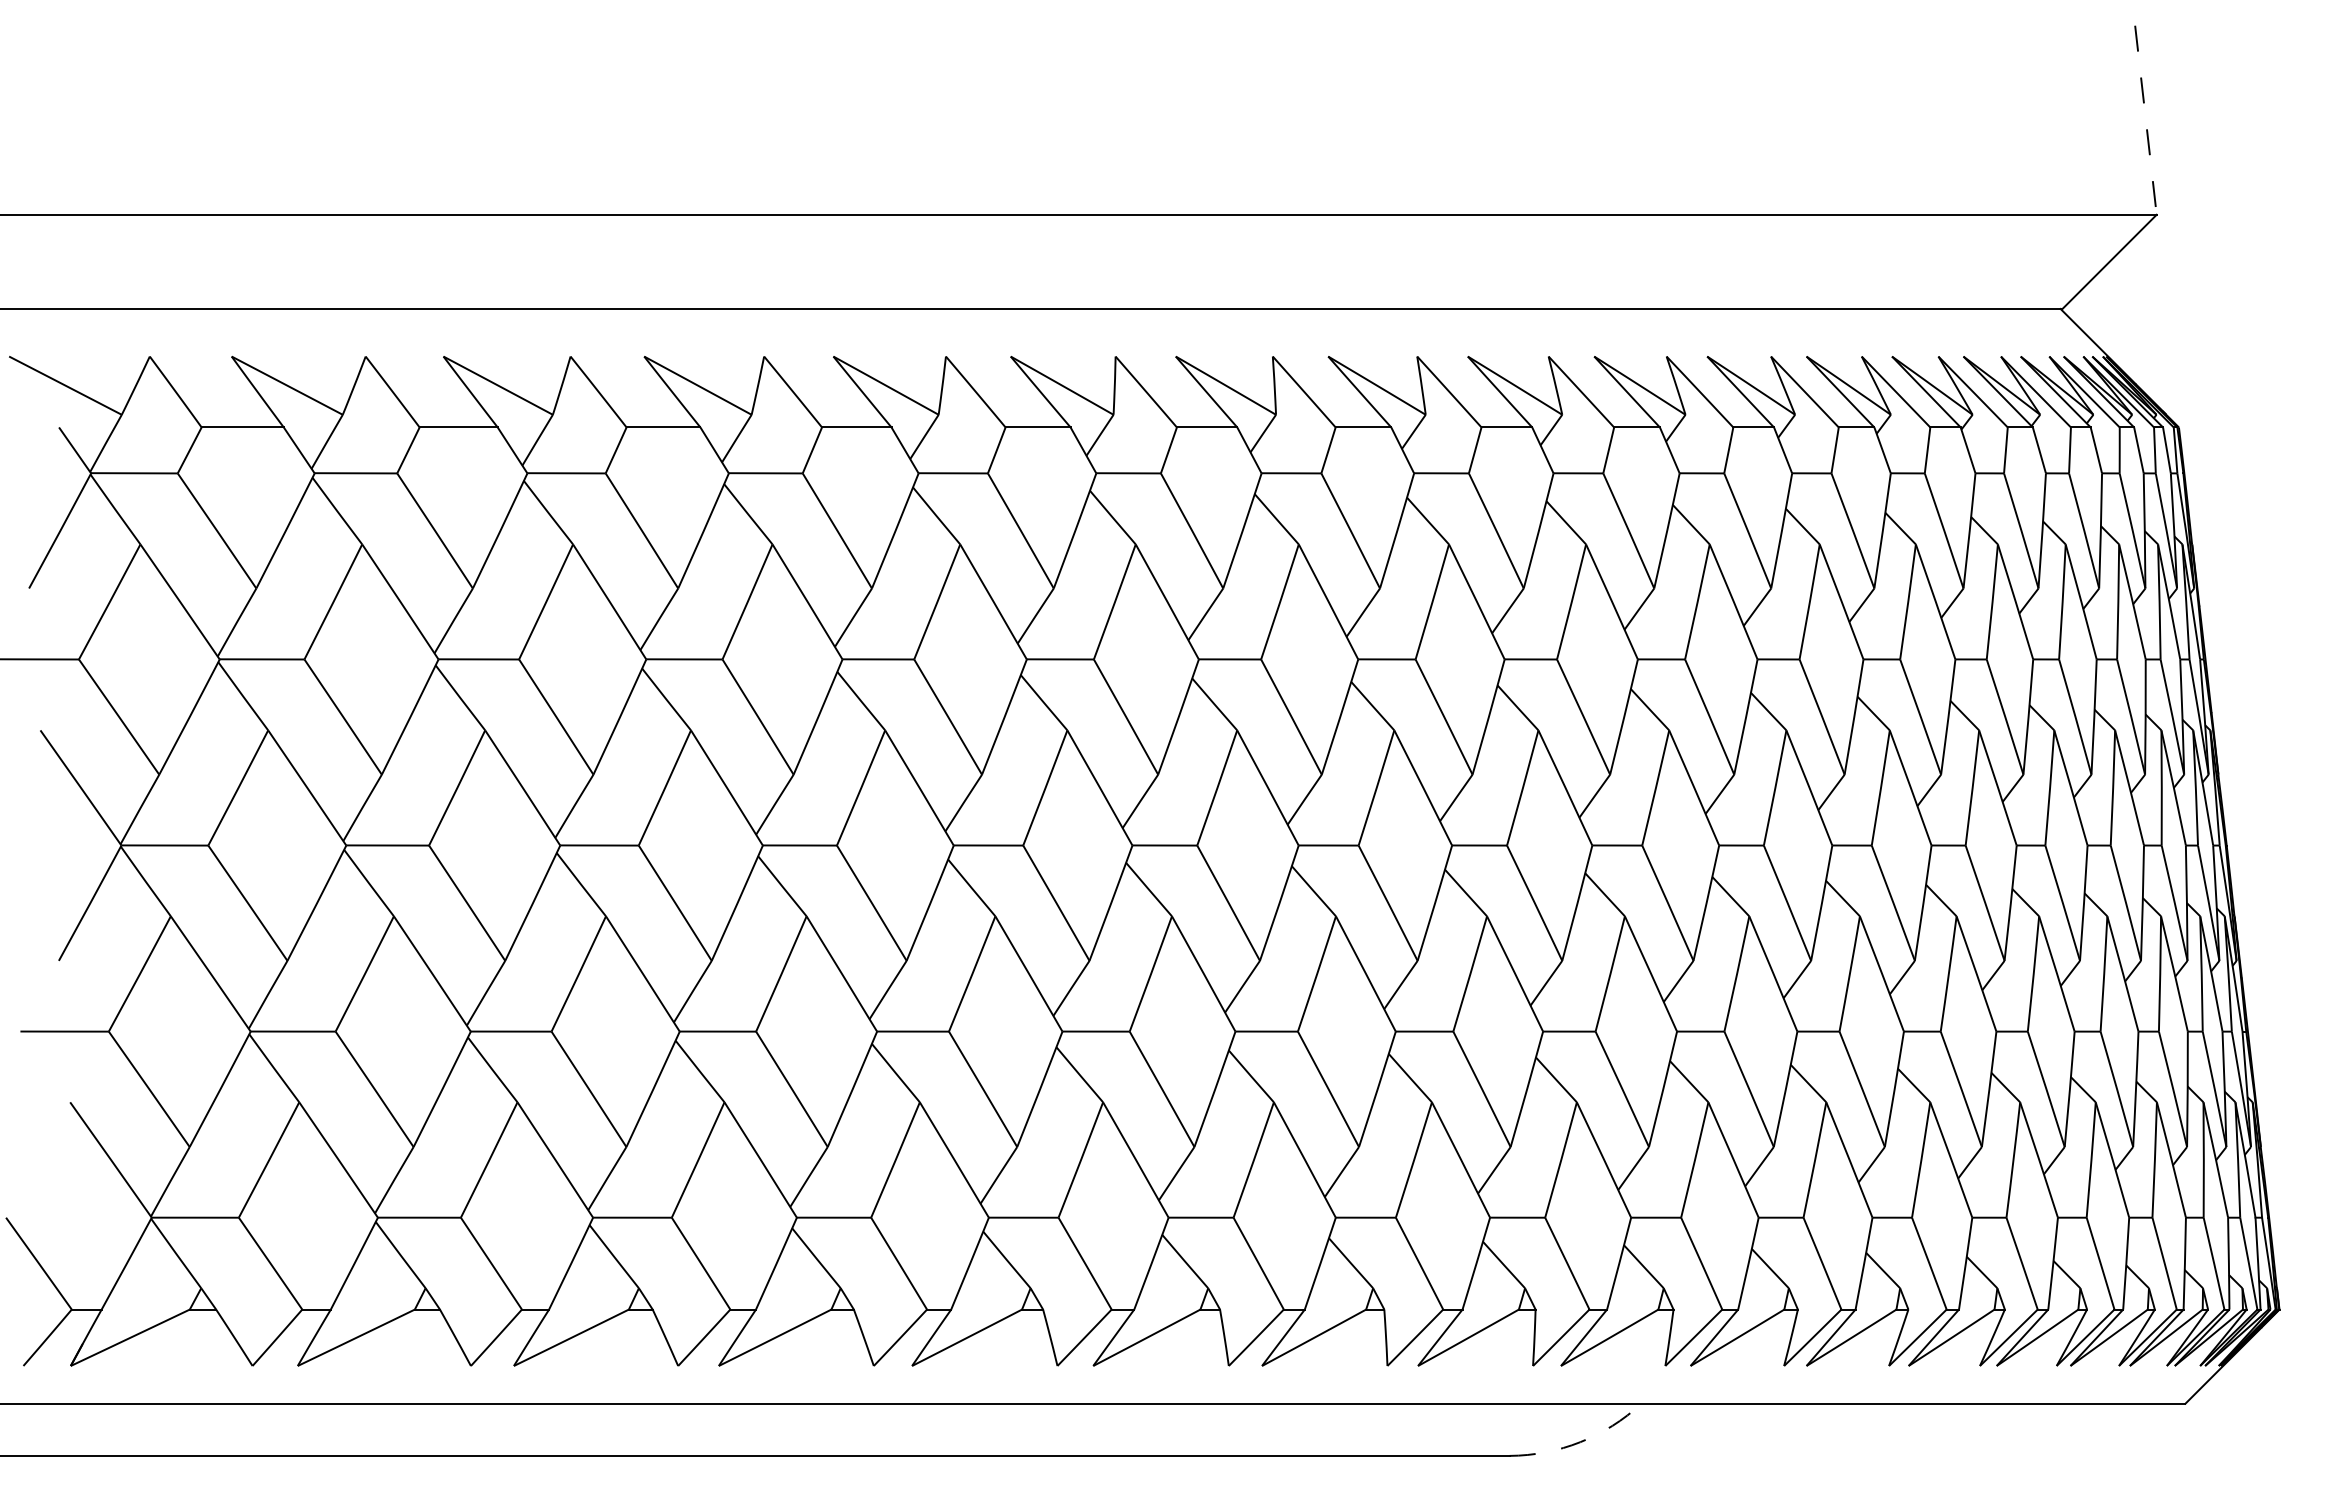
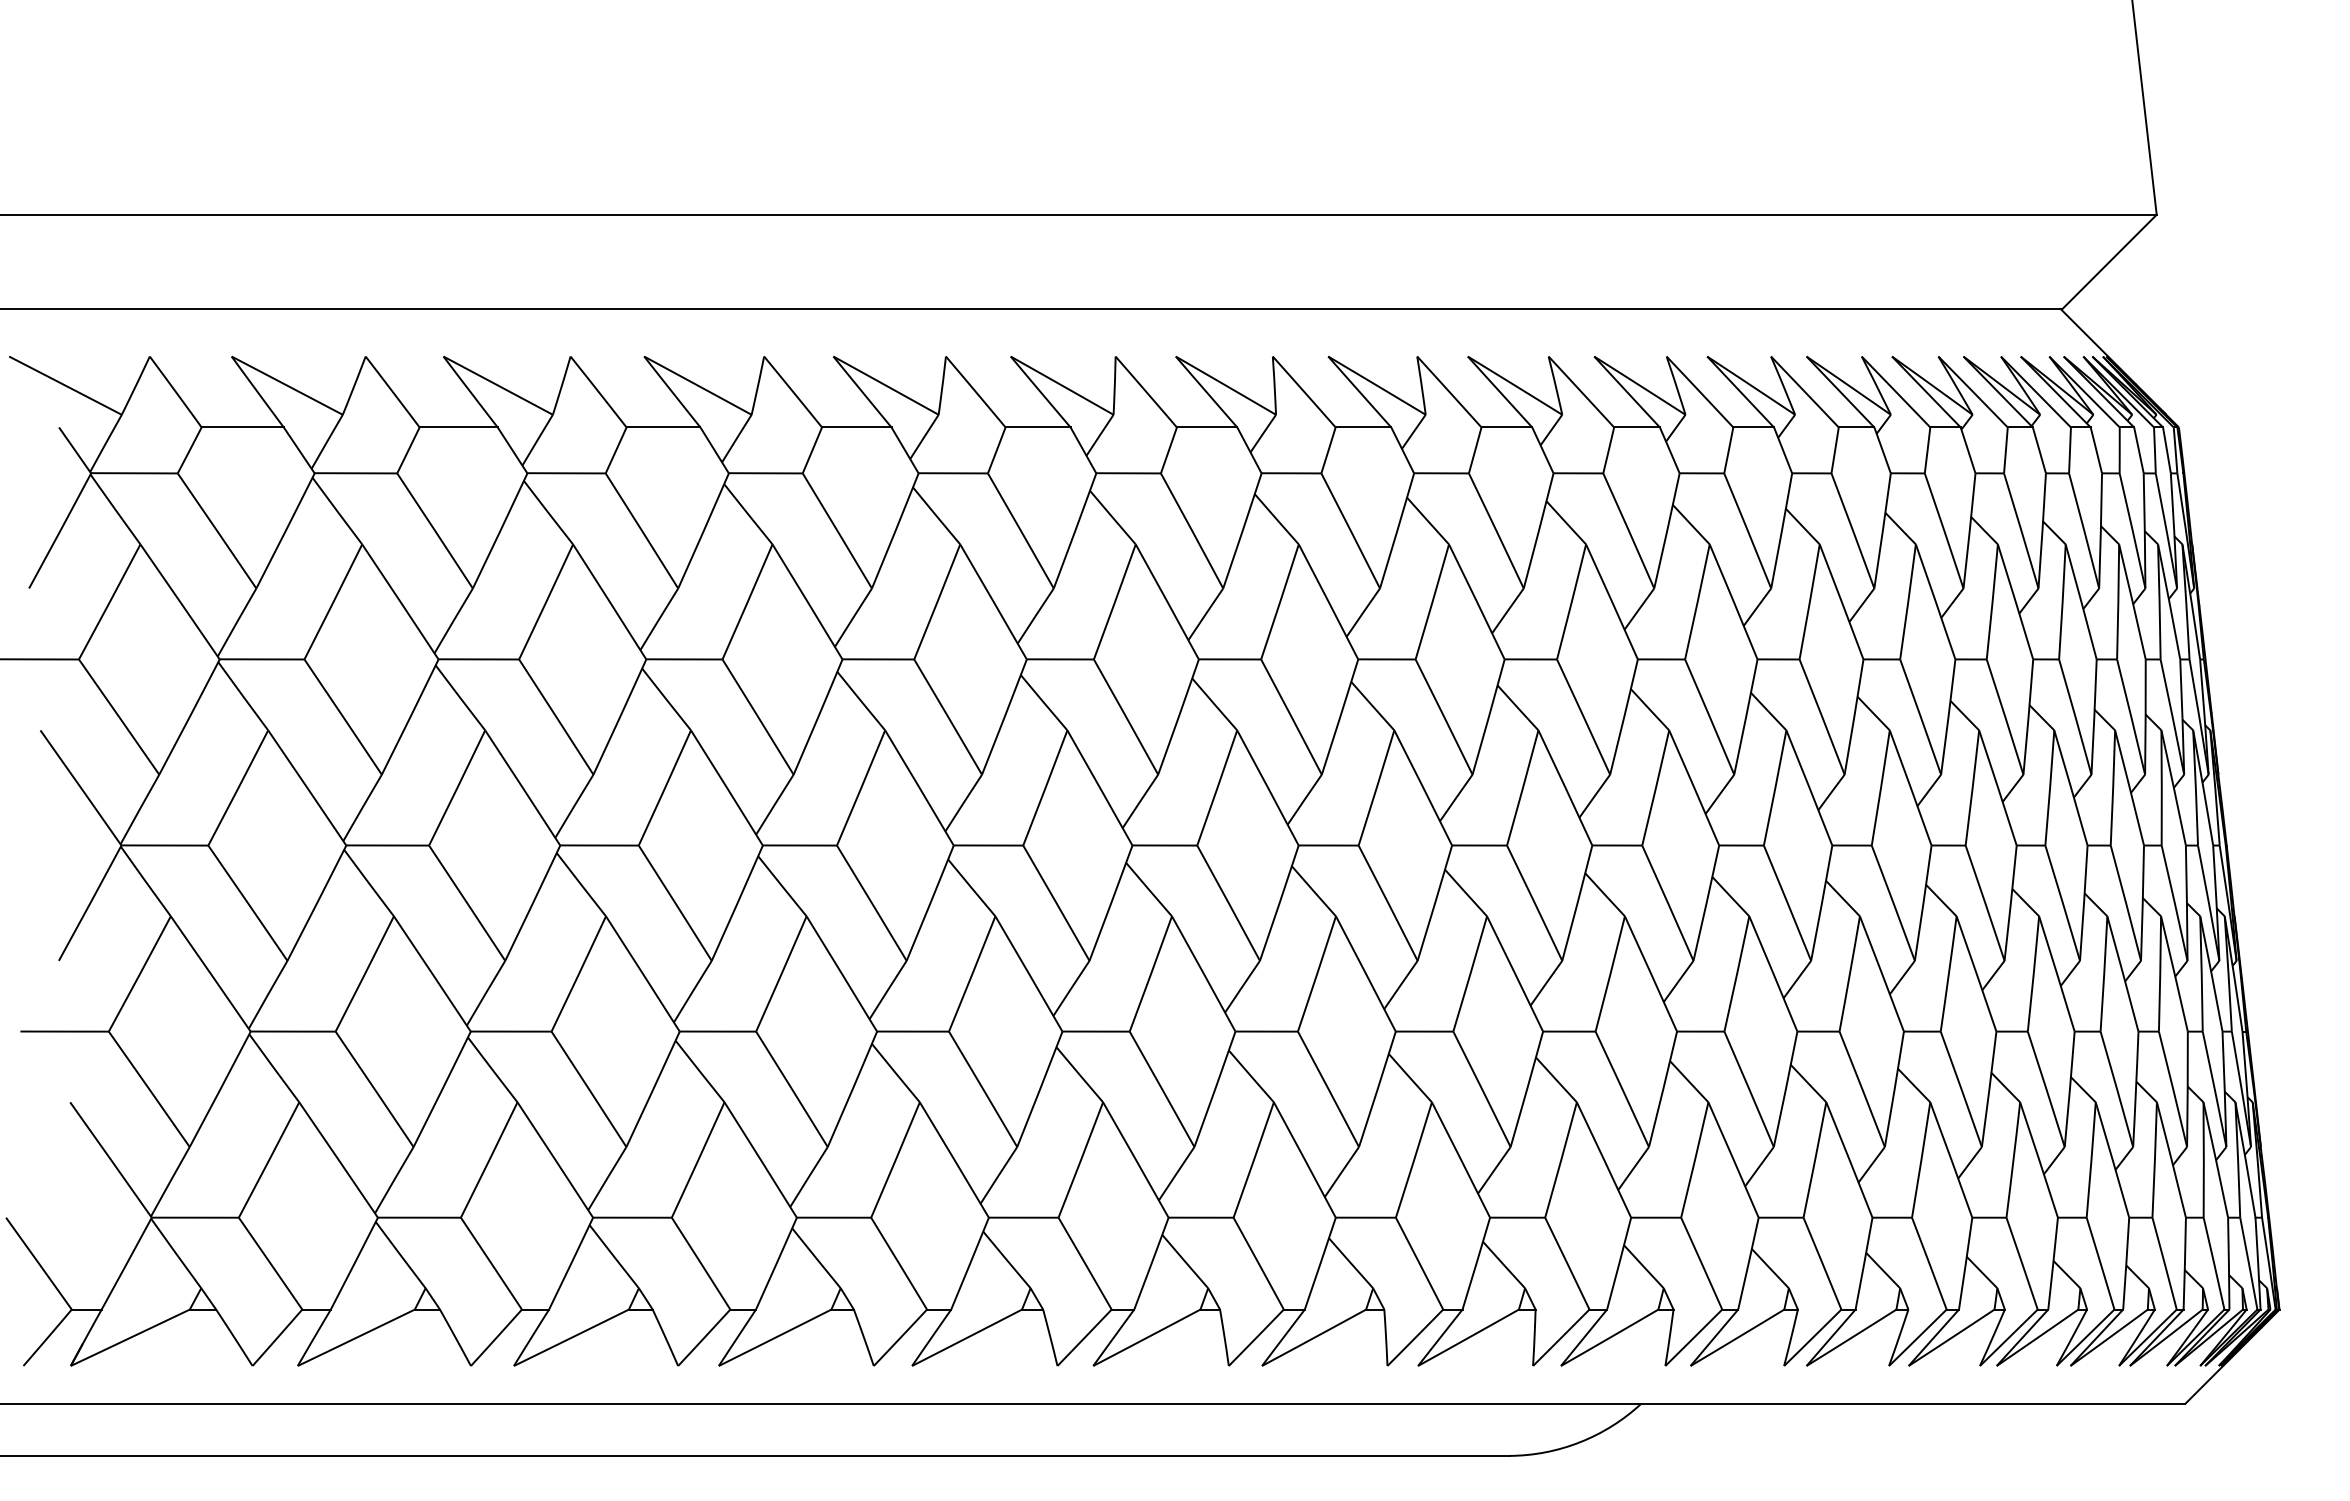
line: dashed -> solid (2144, 107)
arc: dashed -> solid (1580, 1442)
